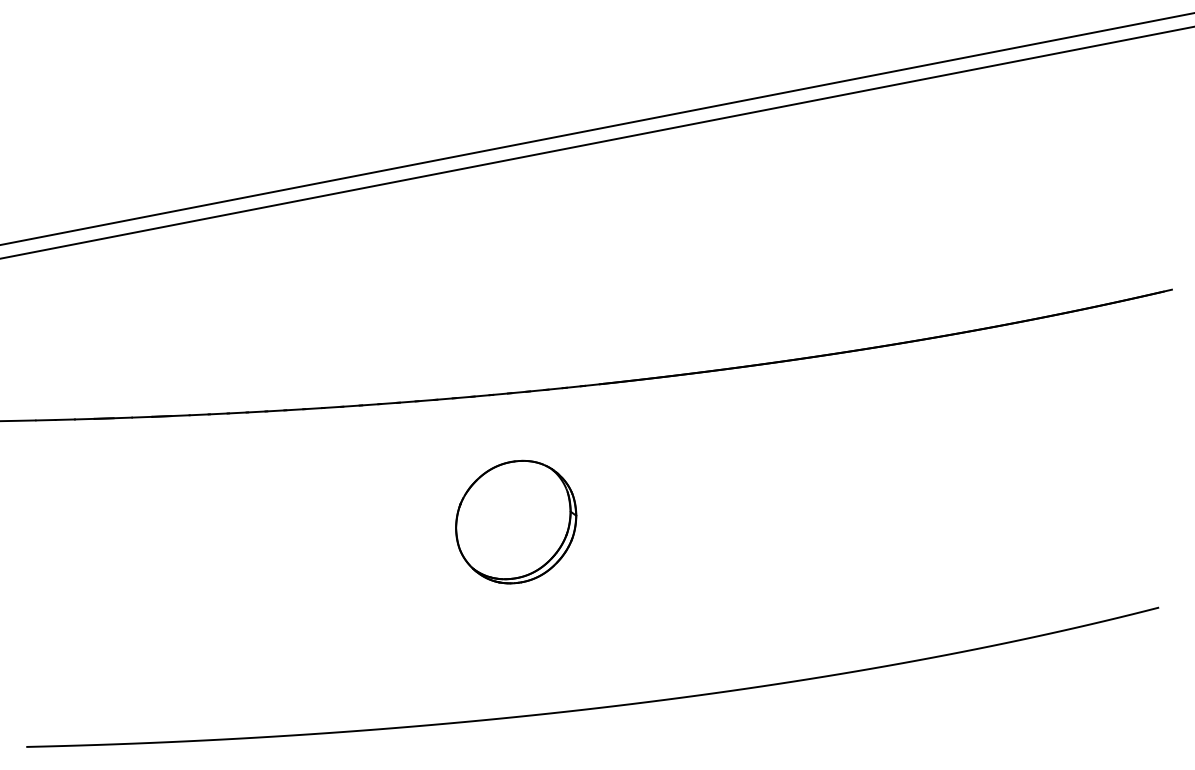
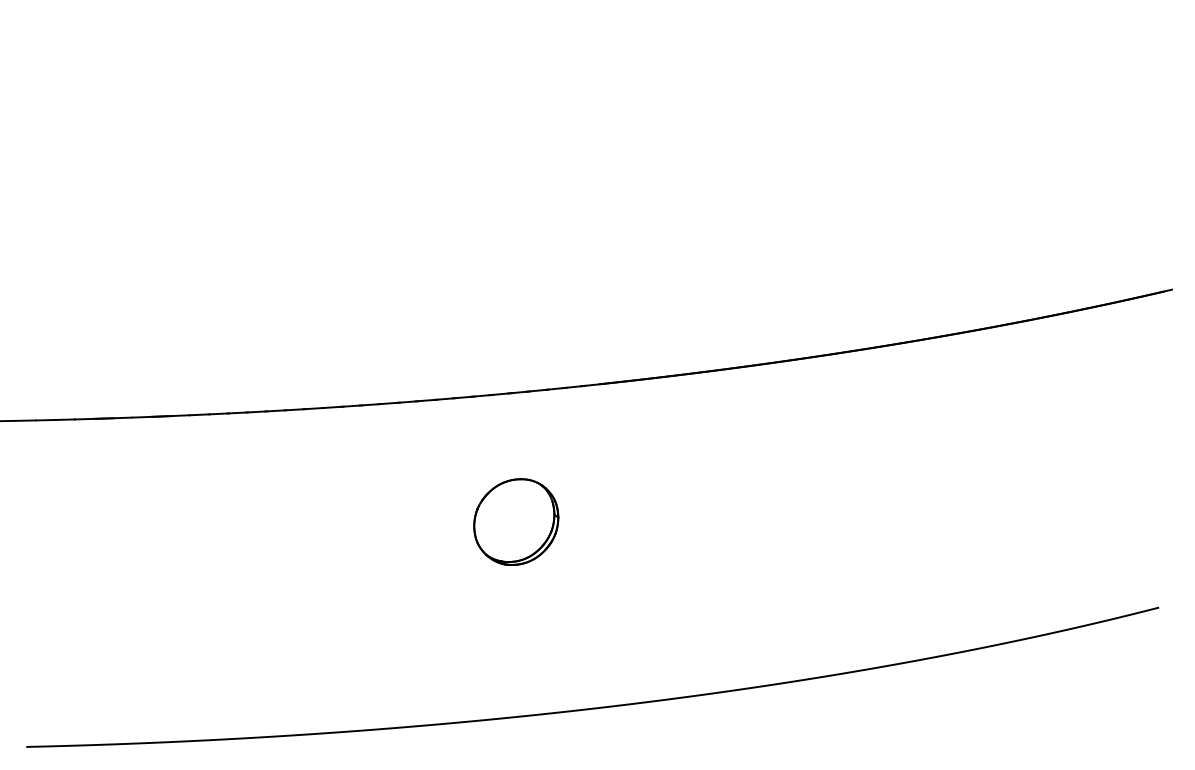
line: present -> none (596, 128)
line: present -> none (596, 142)
part size: 123x126 px -> 87x88 px (516, 521)
